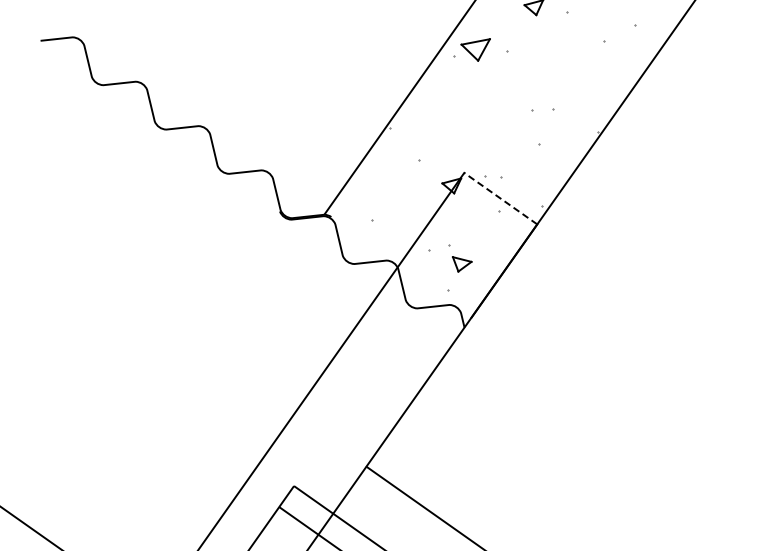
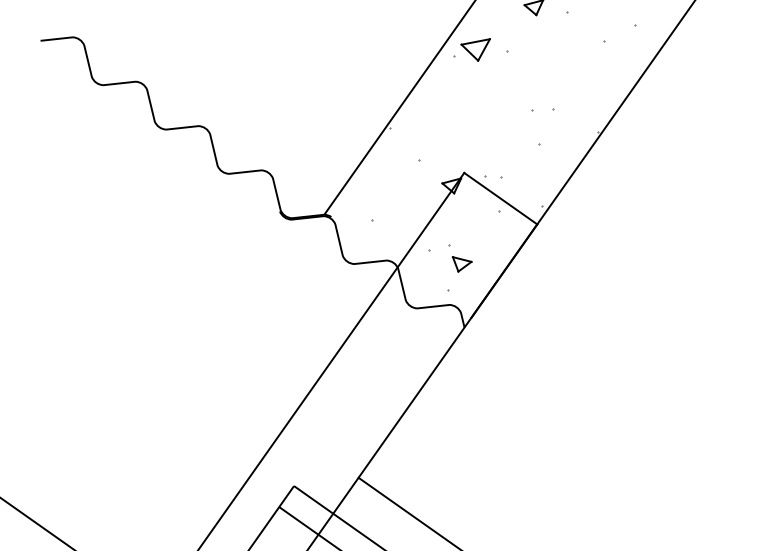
line: dashed -> solid (500, 198)
line position: (423, 506) -> (407, 512) (407, 512)
line position: (30, 527) -> (36, 522) (36, 522)
